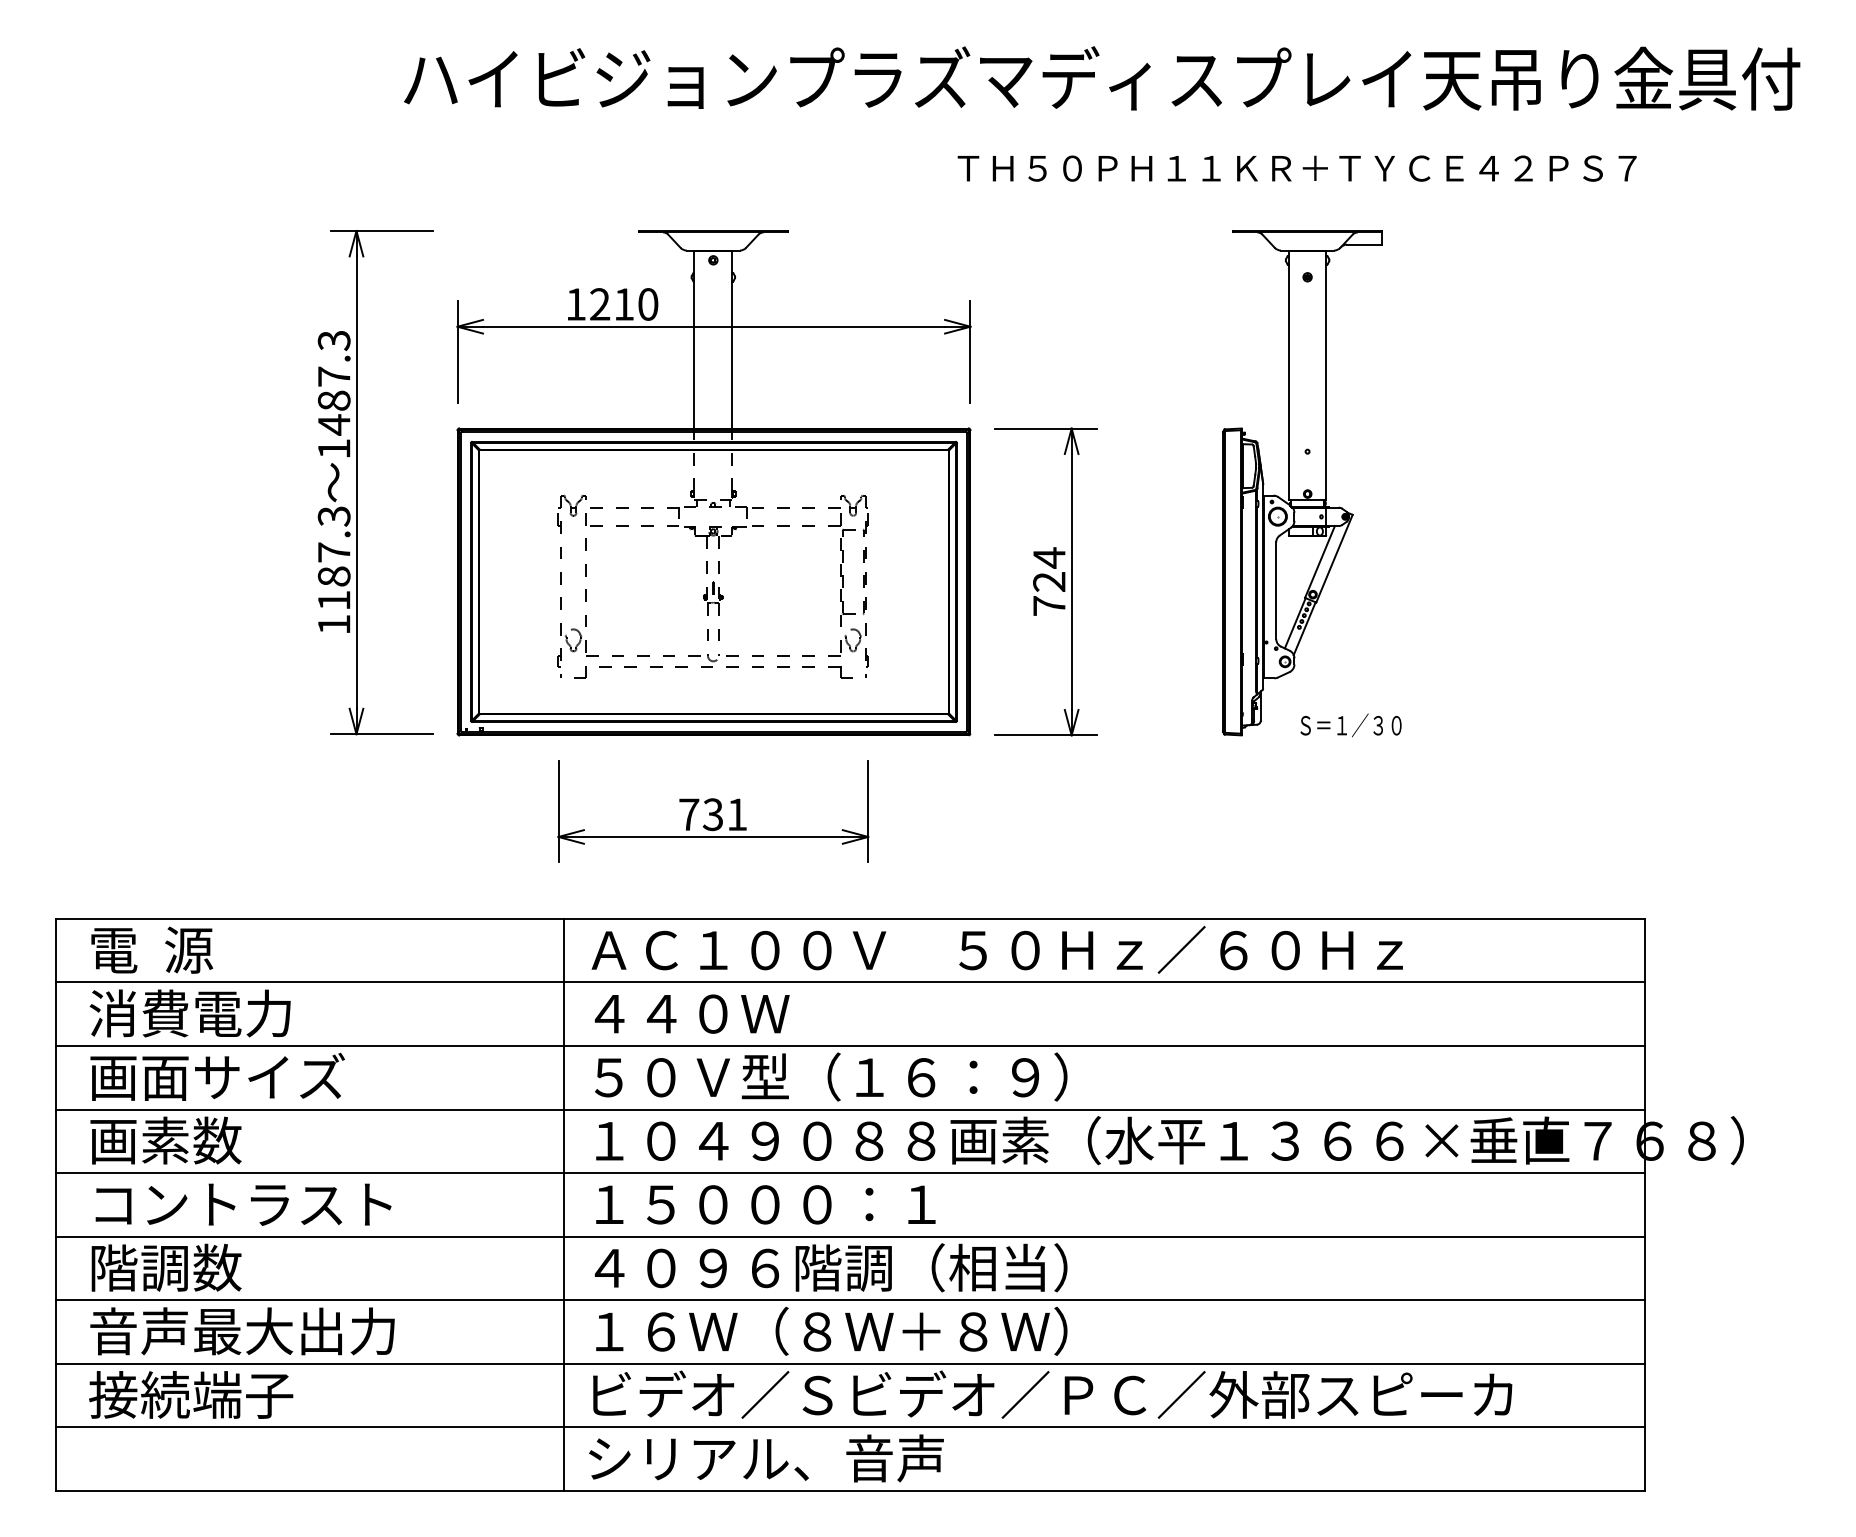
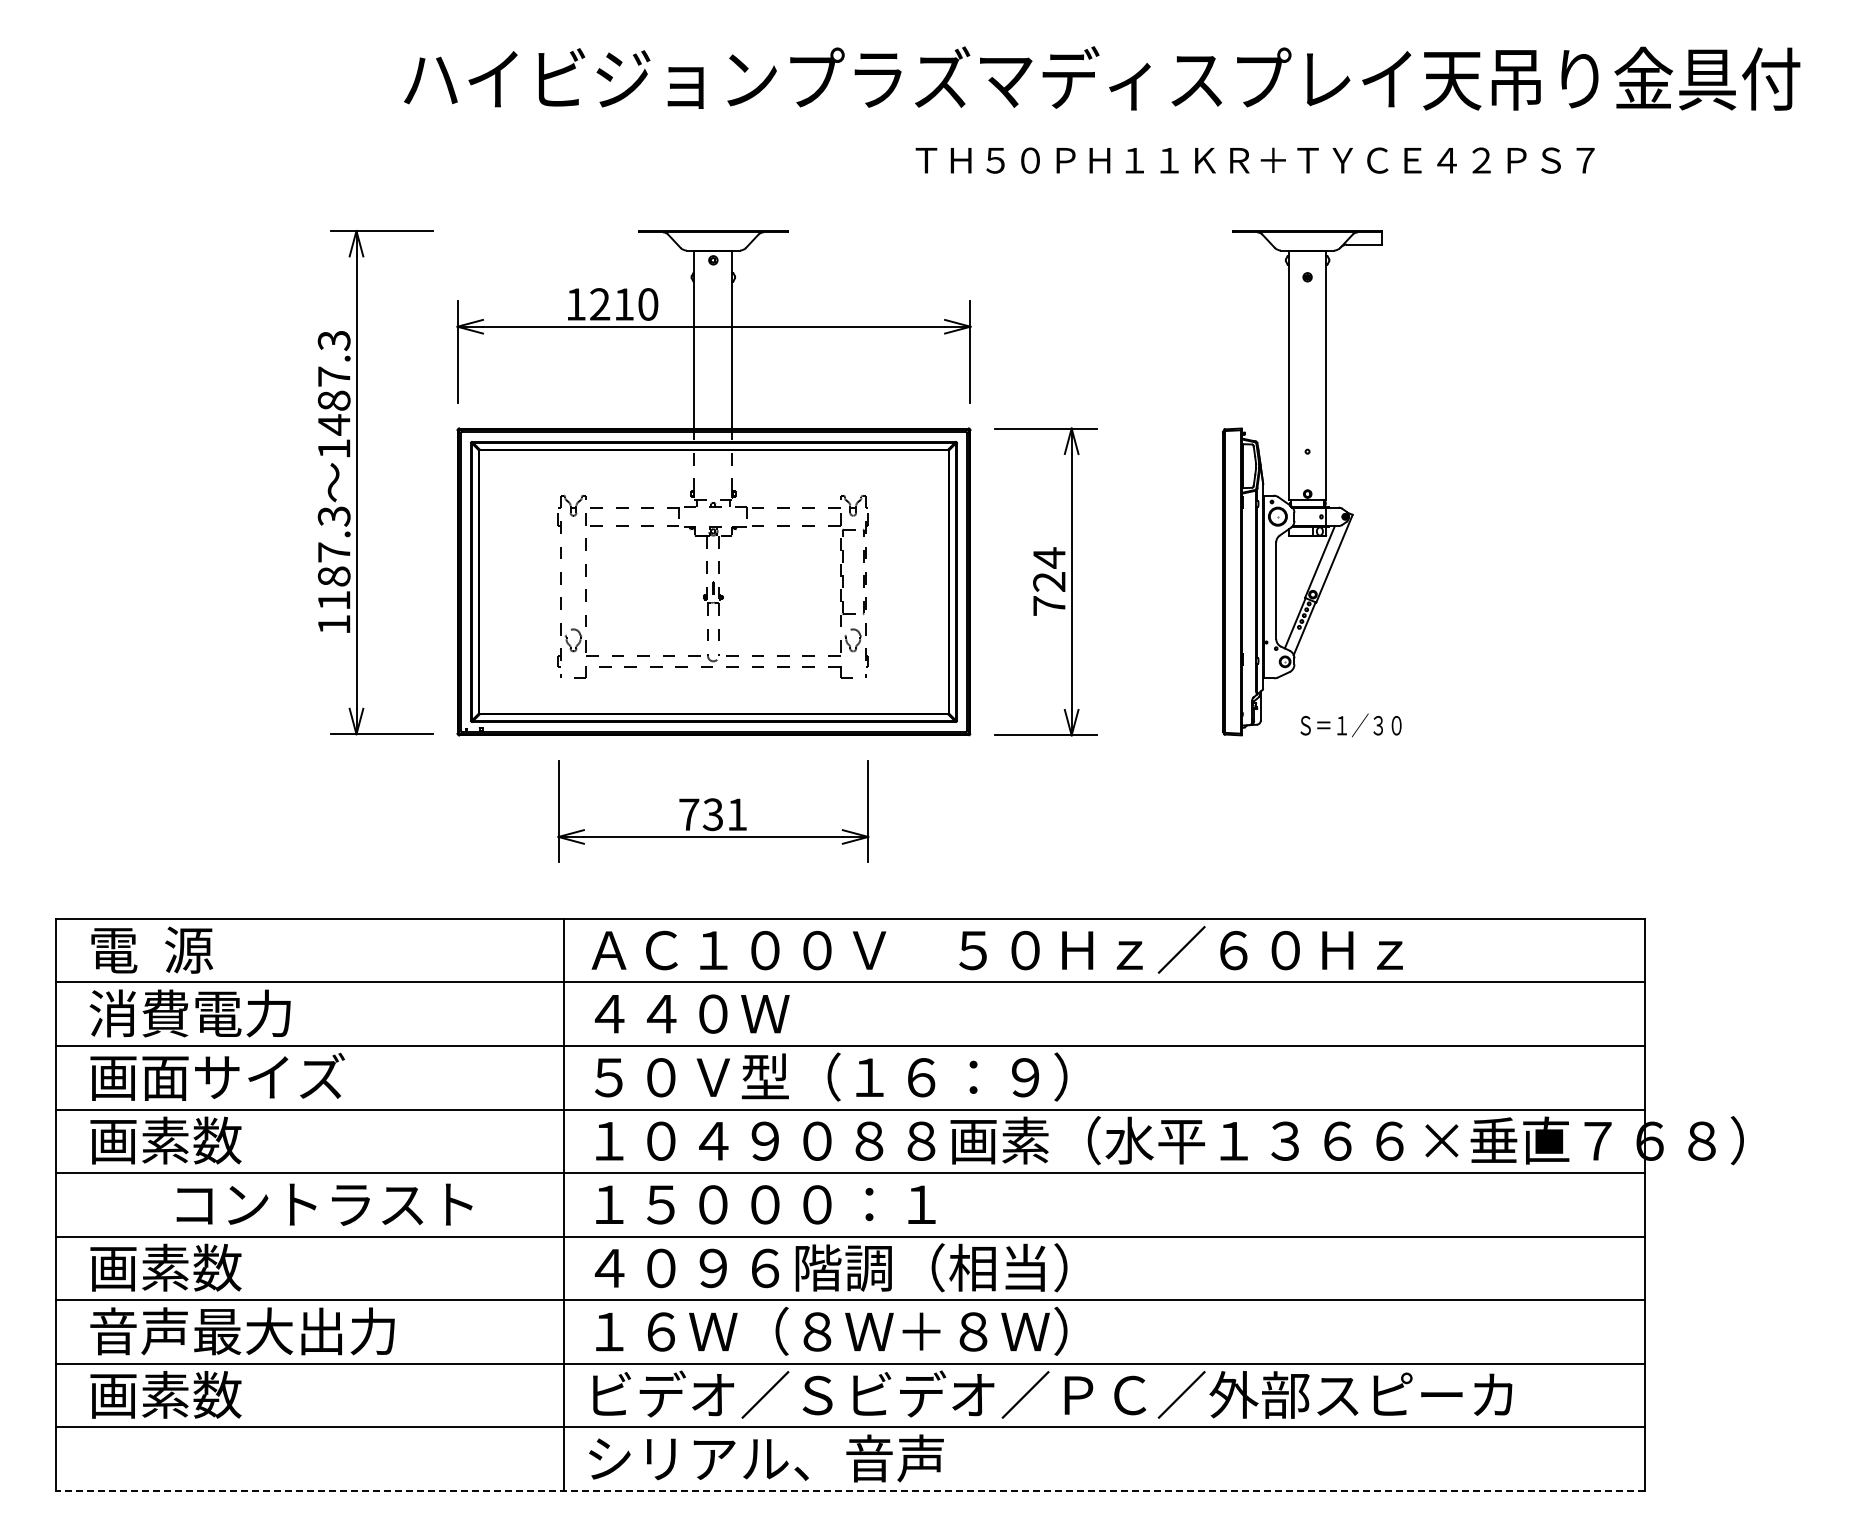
text position: (1296, 168) -> (1254, 160) (1254, 160)
text position: (243, 1204) -> (324, 1204) (324, 1204)
text: 階調数 -> 画素数 (139, 1267)
text: 接続端子 -> 画素数 (191, 1394)
line: solid -> dashed (850, 1490)
